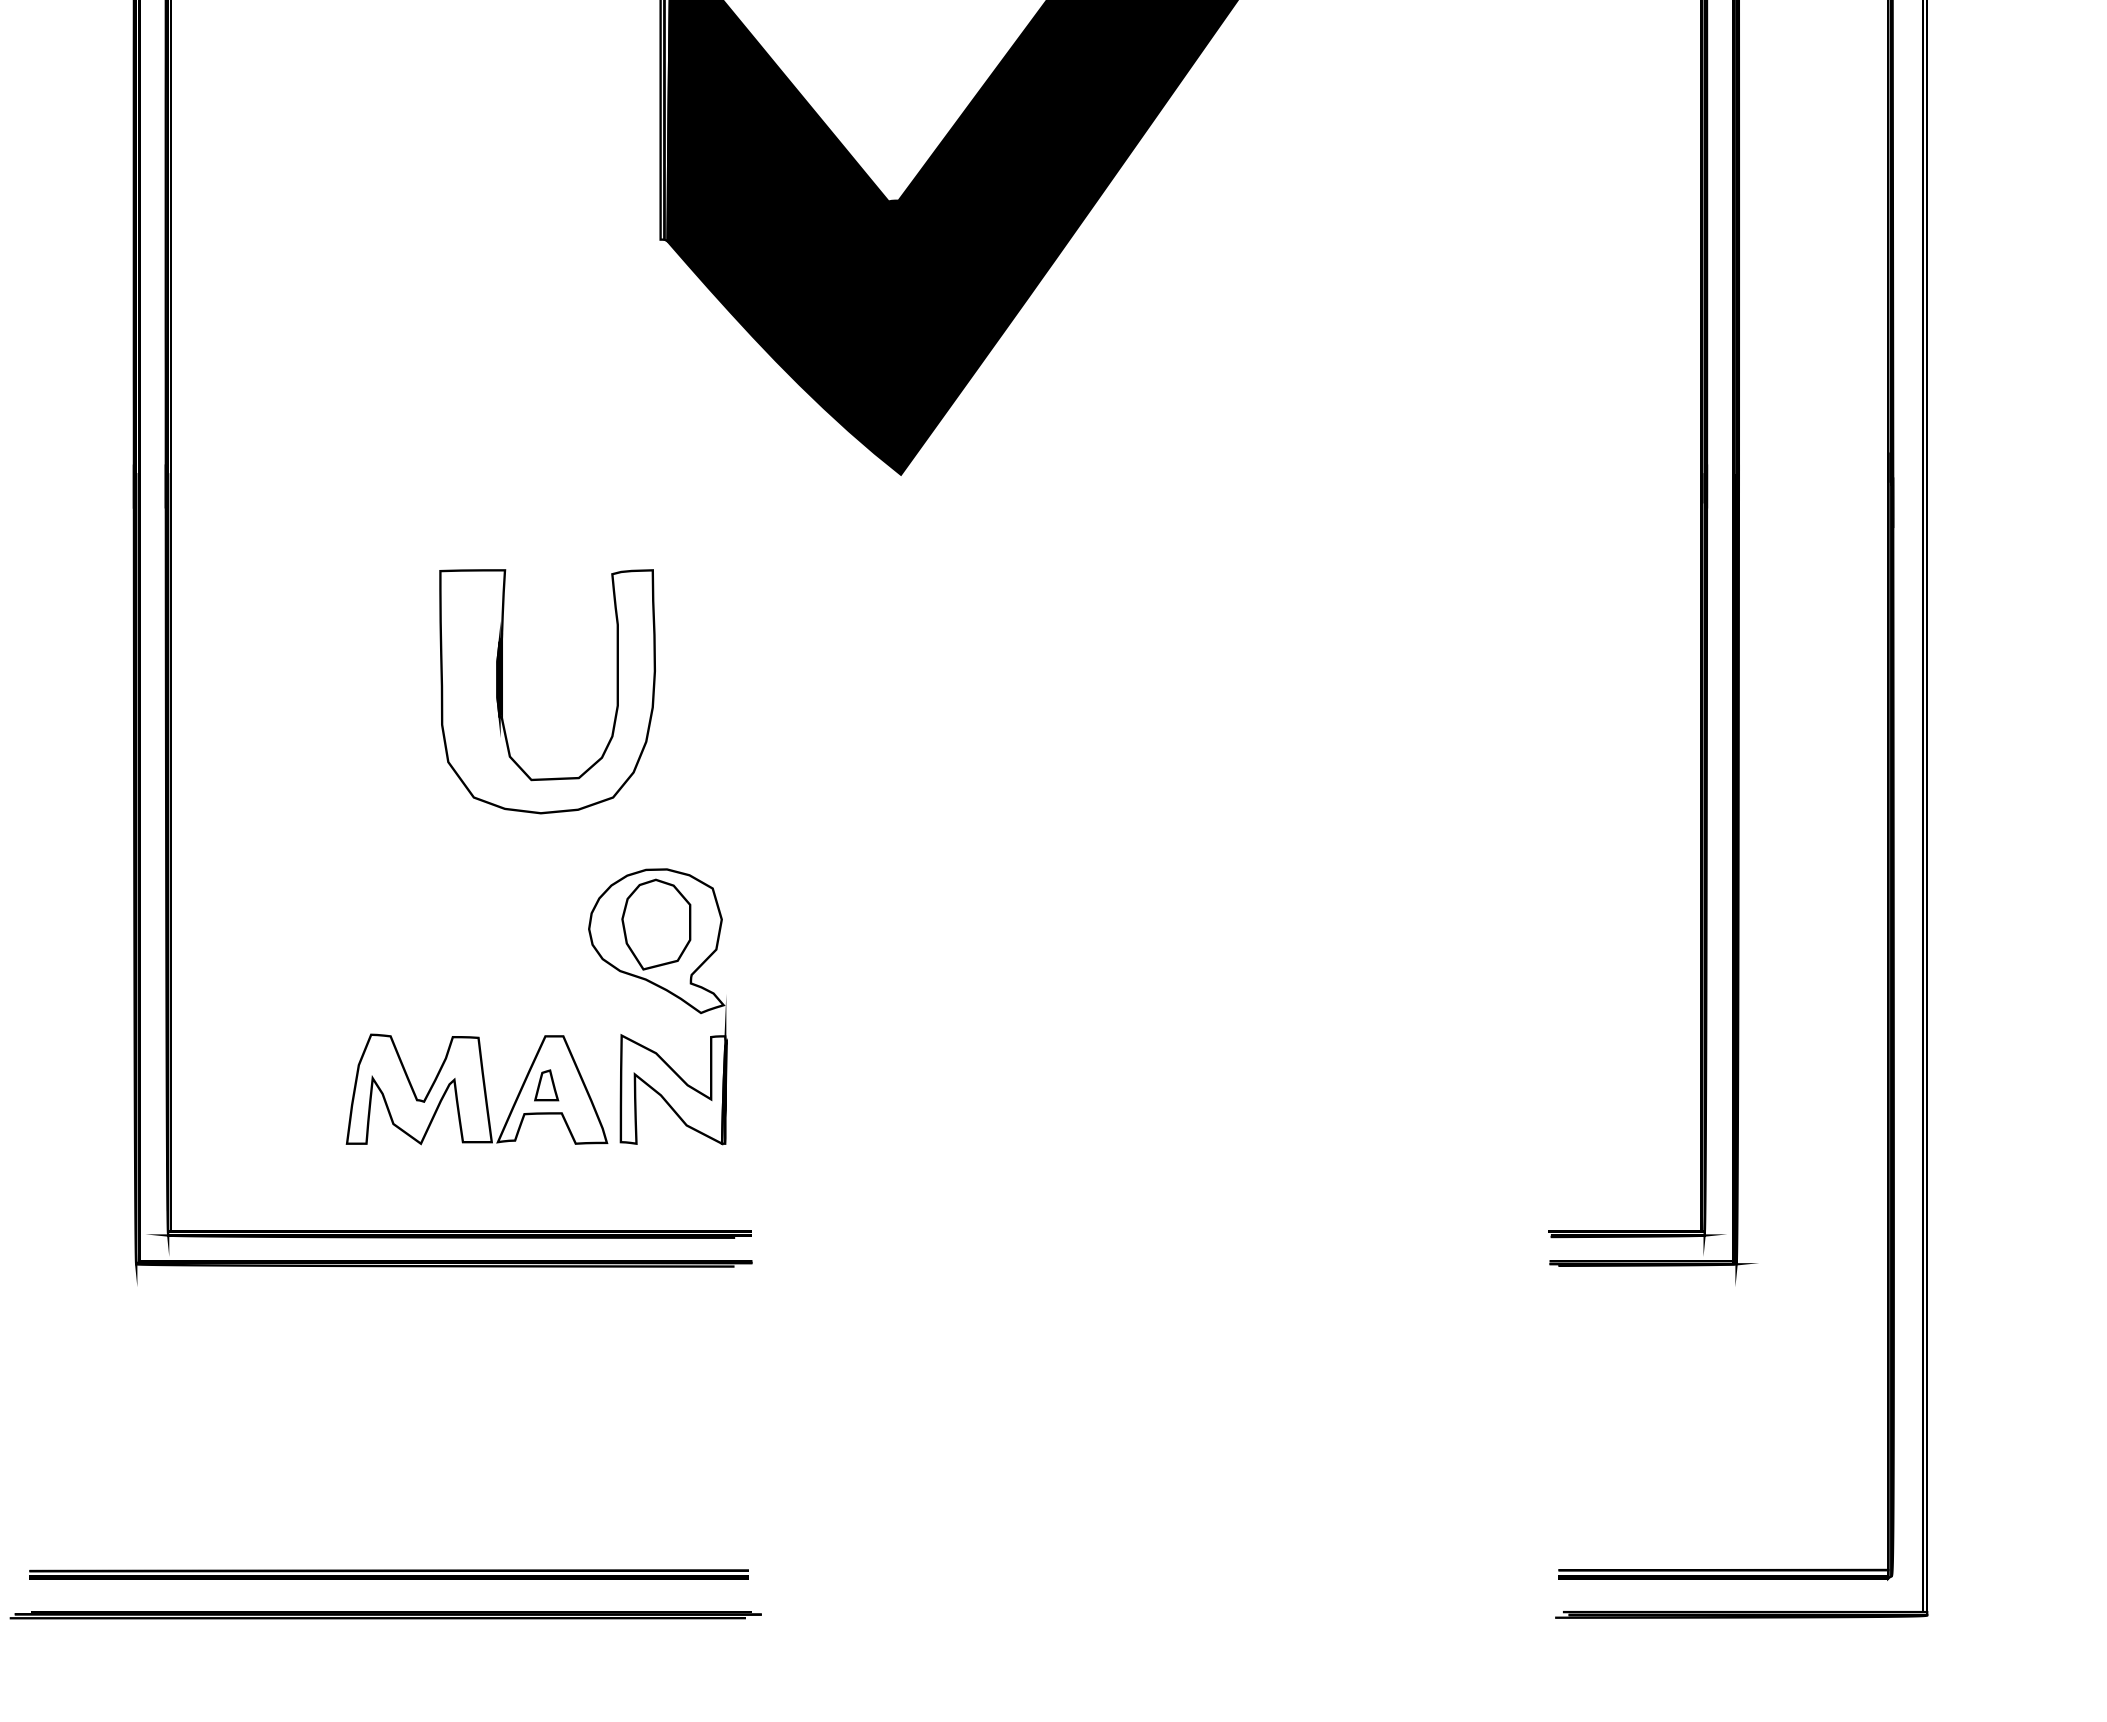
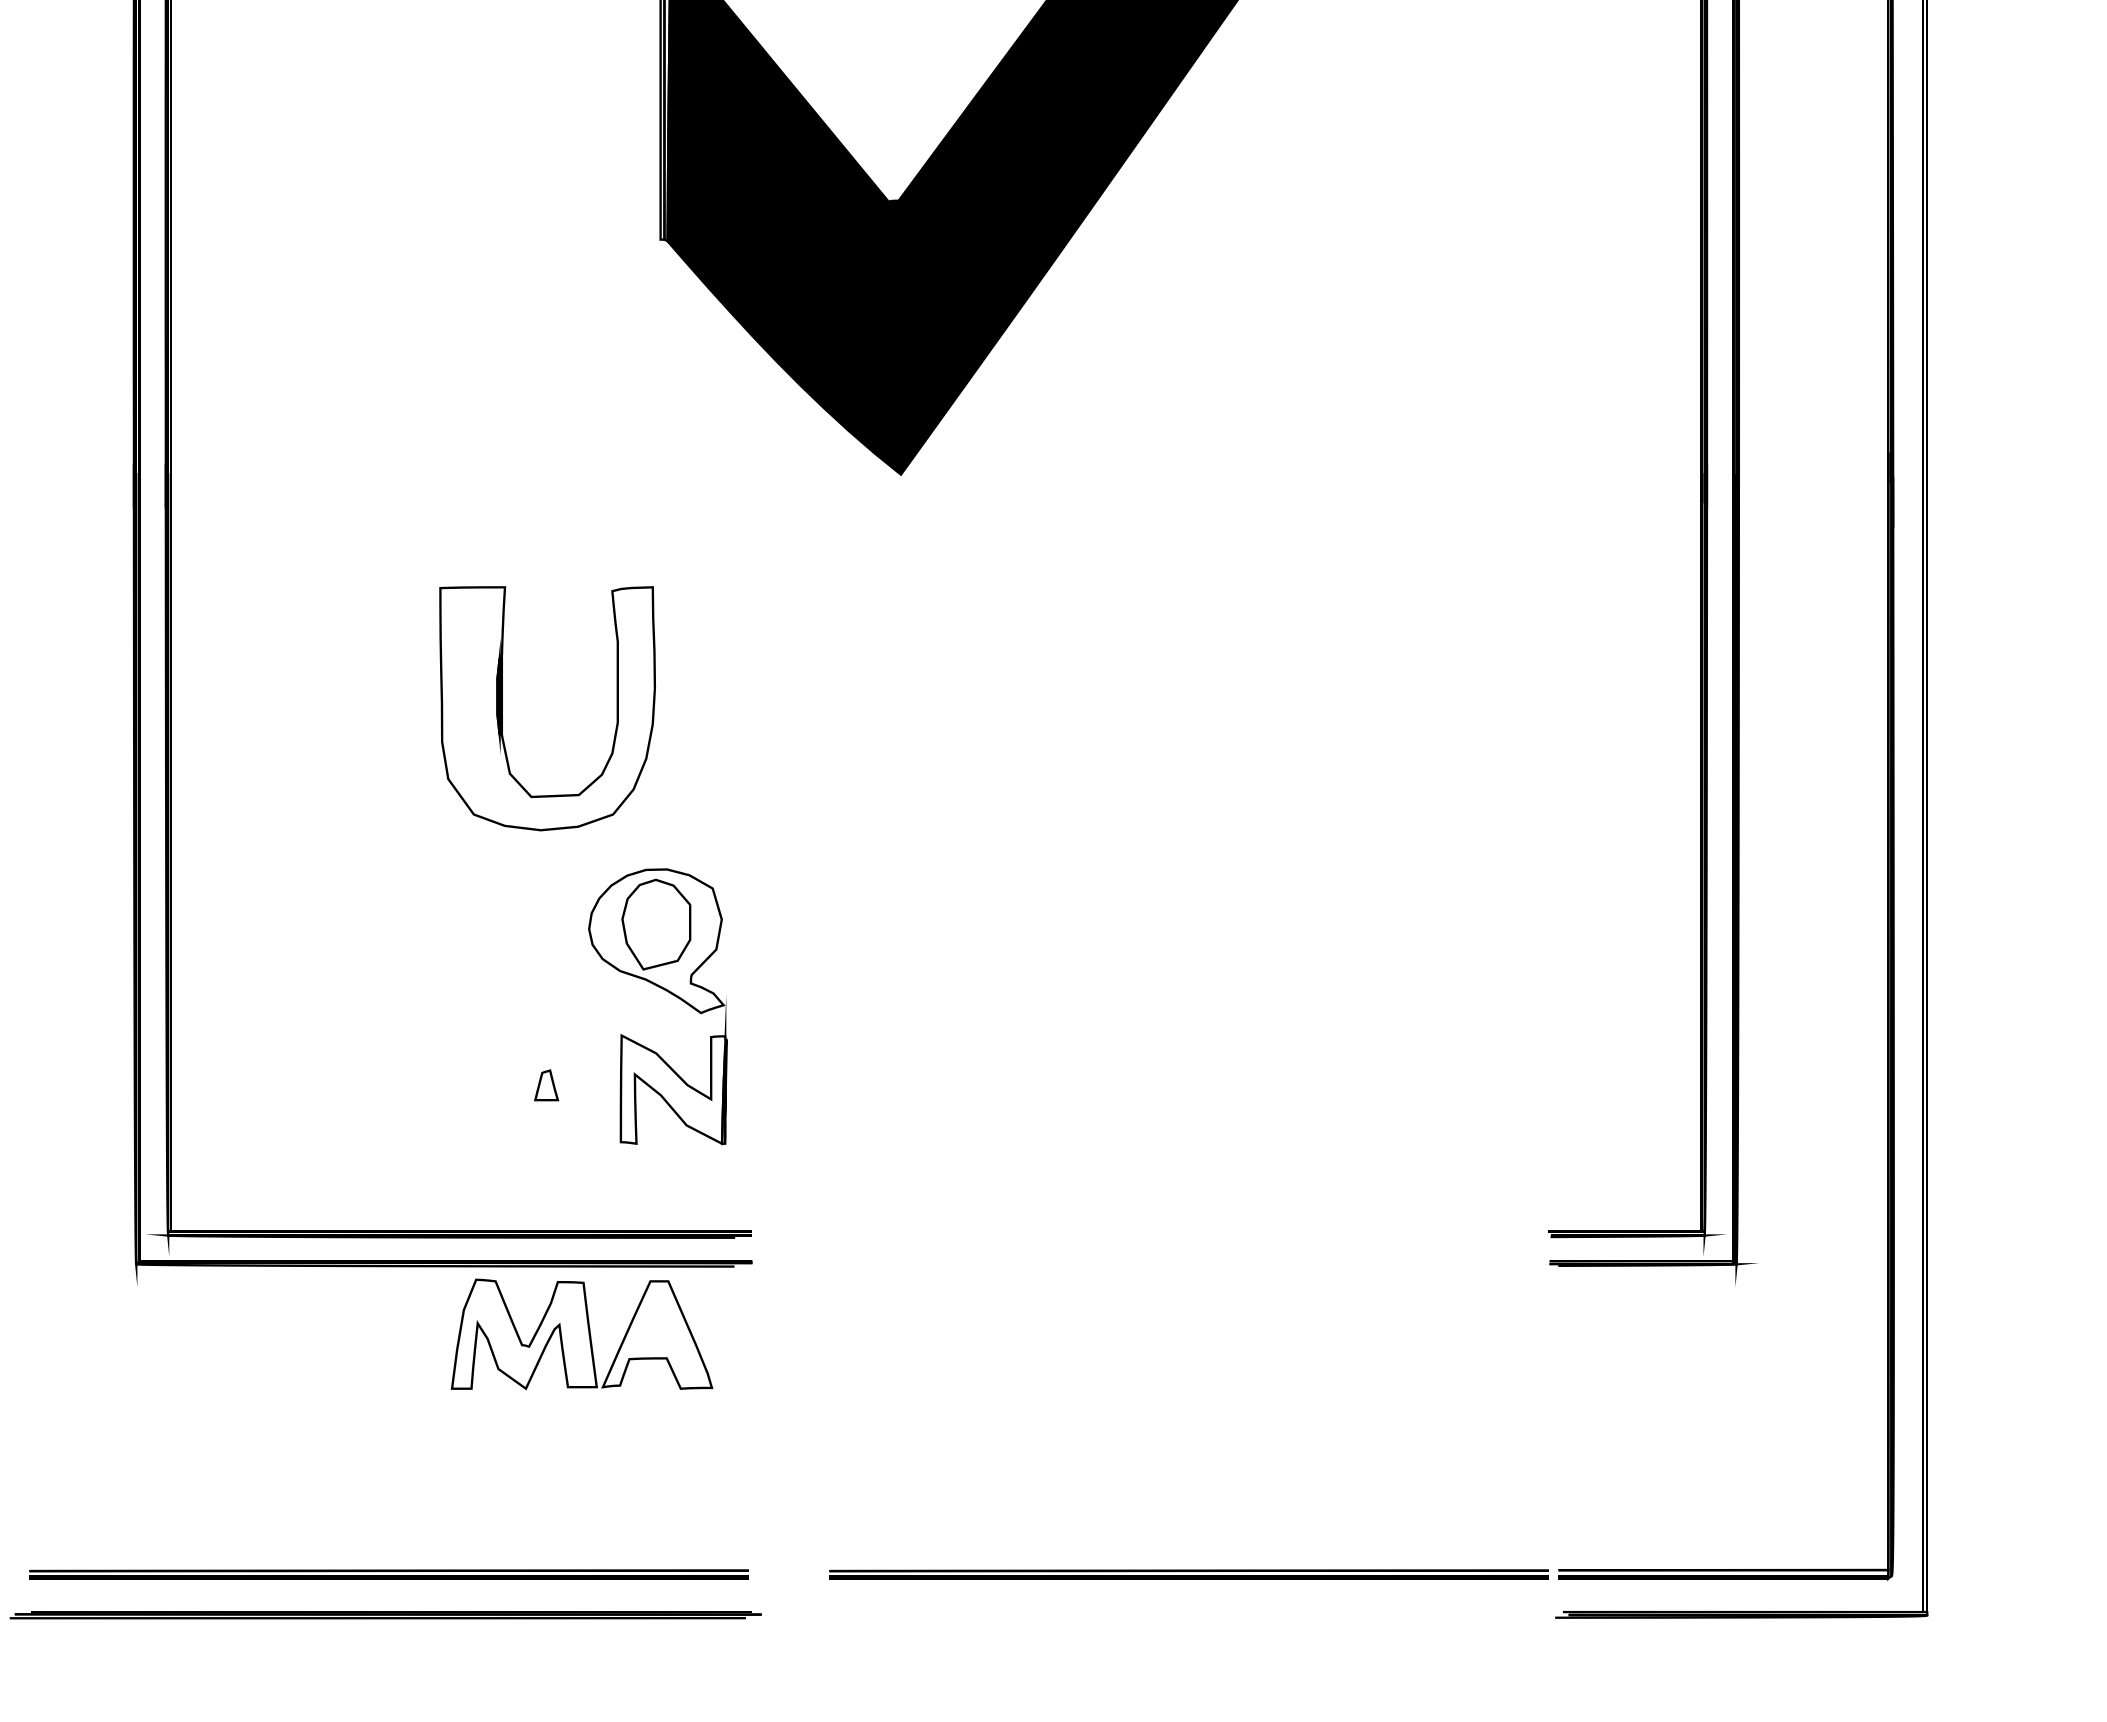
part position: (502, 691) -> (502, 708) (502, 708)
part position: (476, 1089) -> (581, 1334) (581, 1334)
part: none -> present (1188, 1574)
